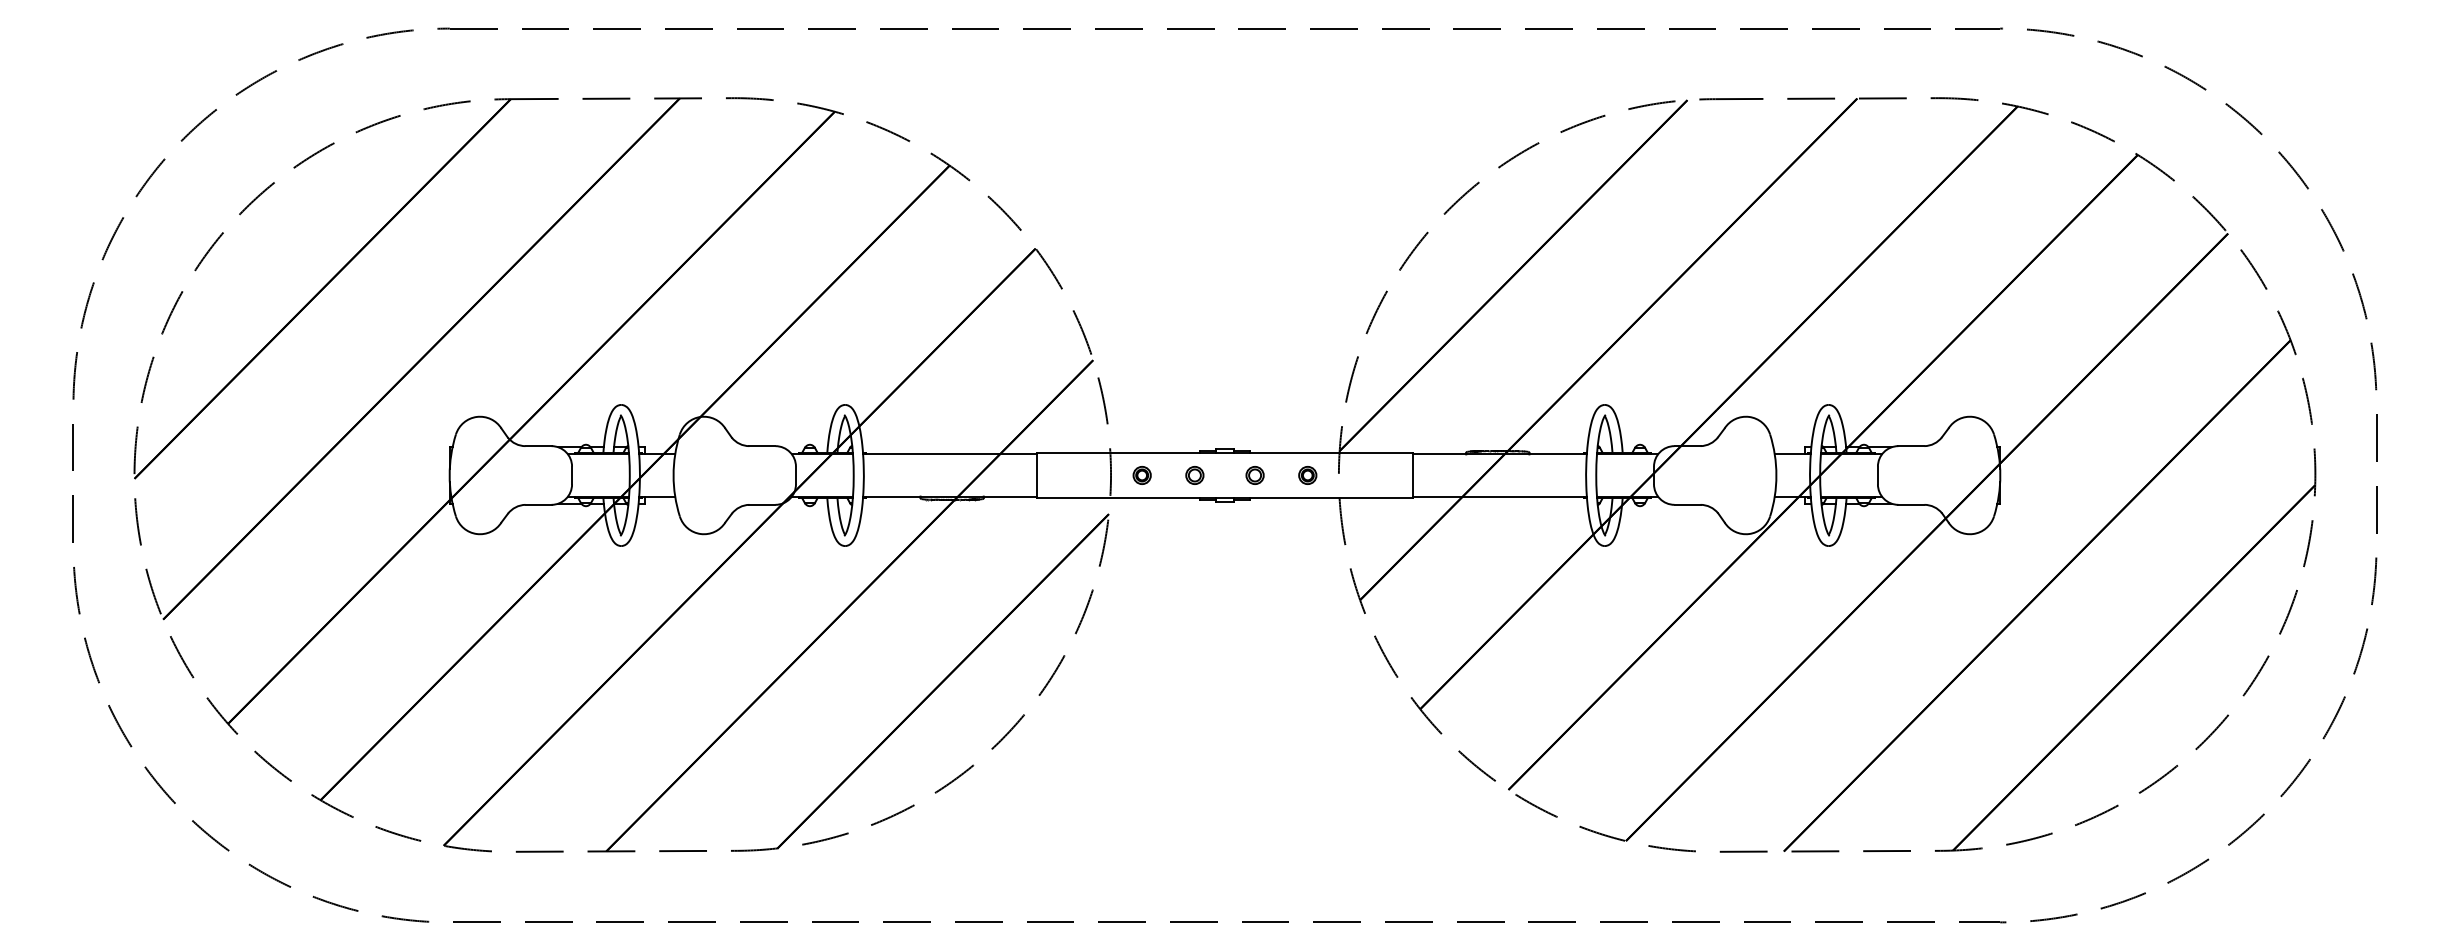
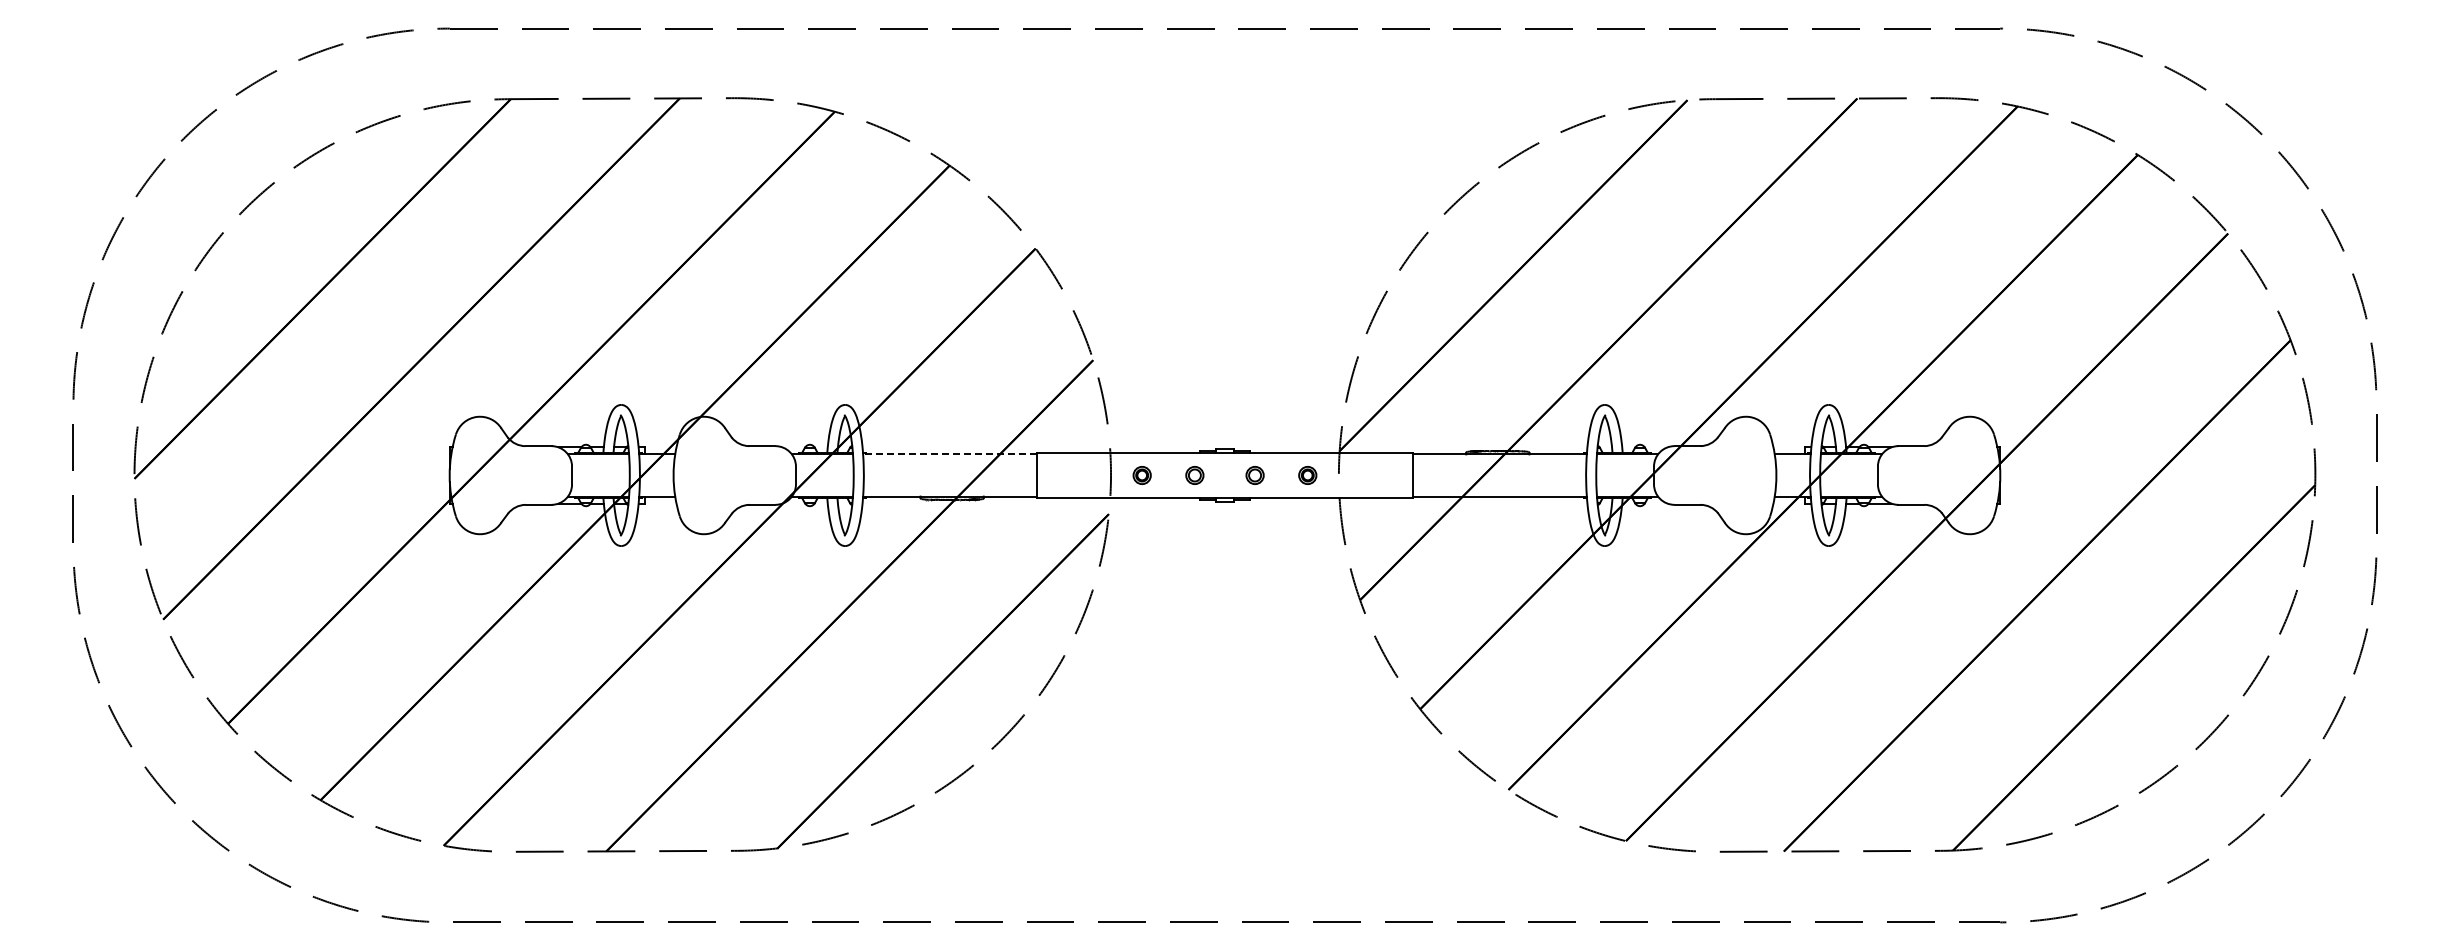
line: solid -> dashed (949, 454)
